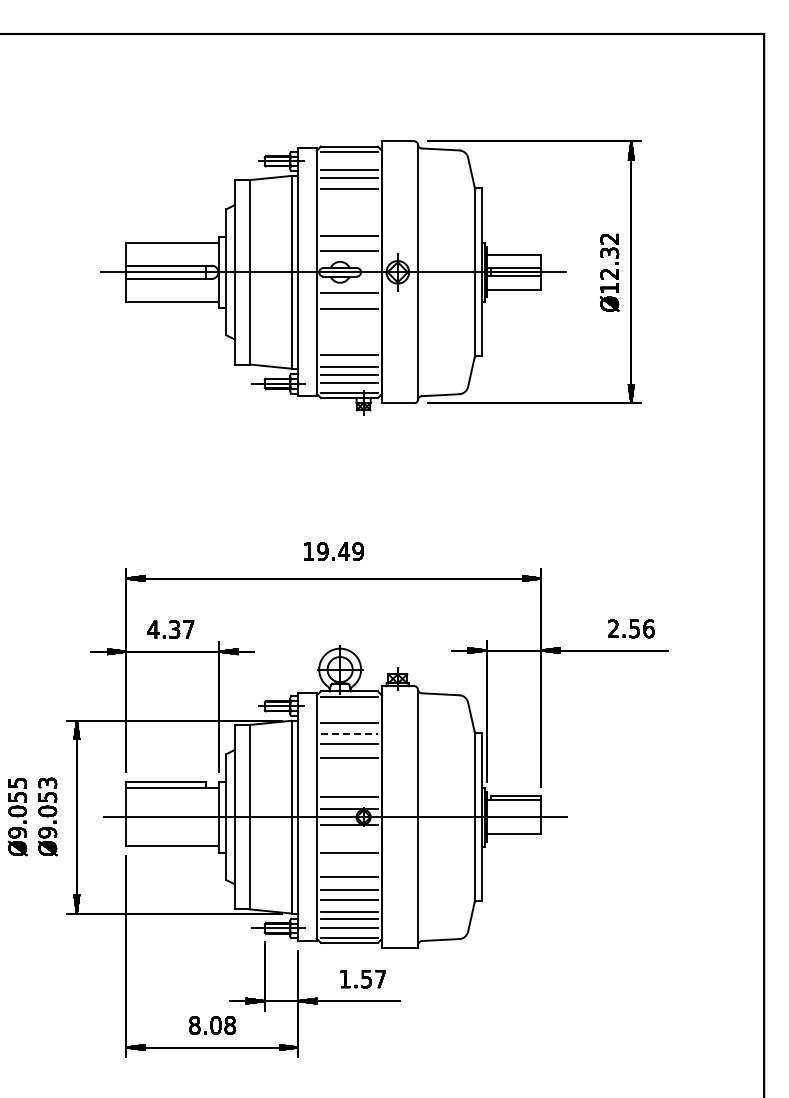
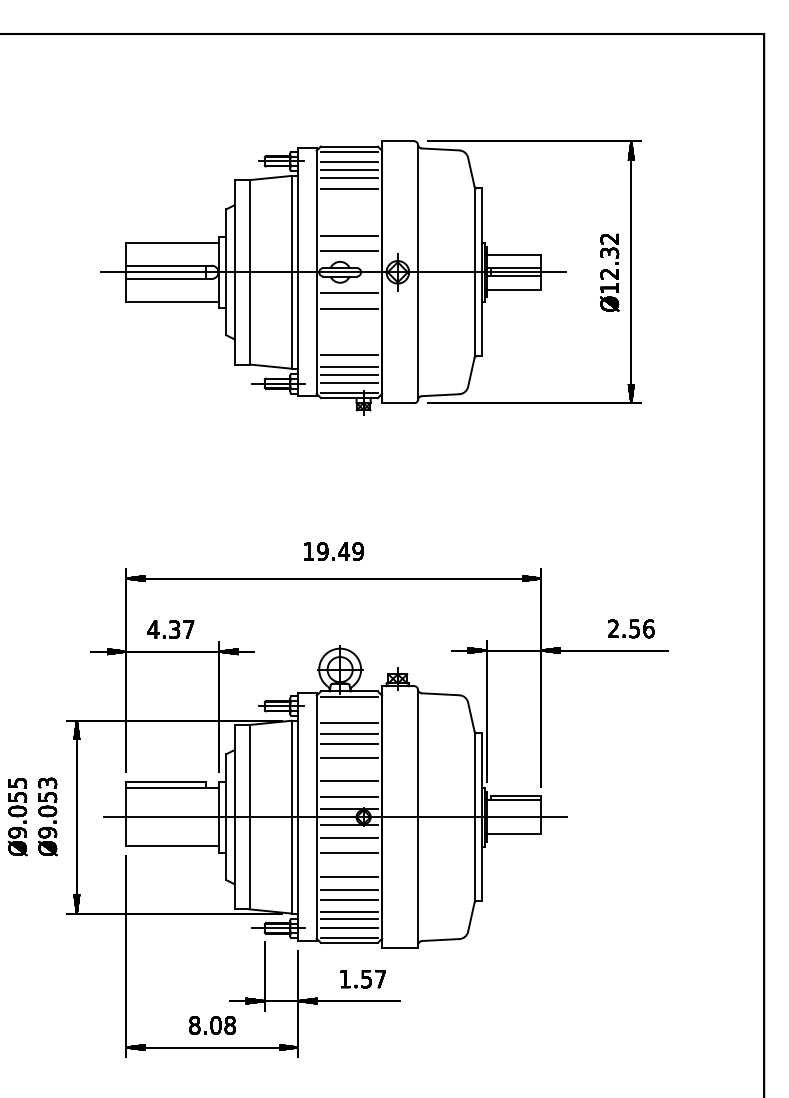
line: none -> present (348, 161)
line: dashed -> solid (349, 734)
line: none -> present (348, 780)
line: none -> present (348, 837)
